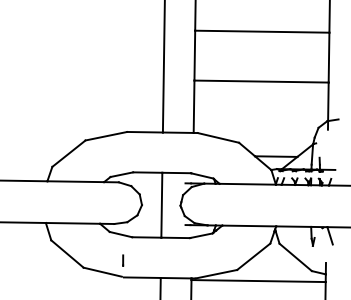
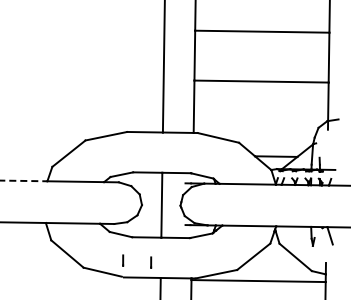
line: solid -> dashed (23, 180)
line: none -> present (151, 262)
